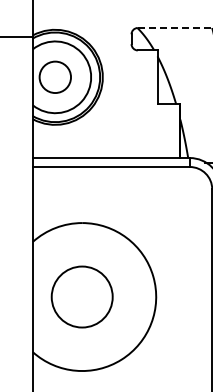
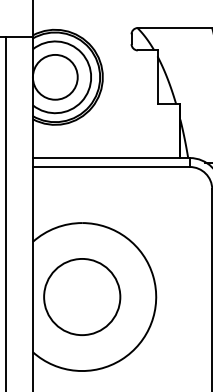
line: dashed -> solid (175, 28)
circle diameter: 31 px -> 45 px (54, 76)
line: none -> present (6, 212)
circle diameter: 61 px -> 76 px (82, 296)
